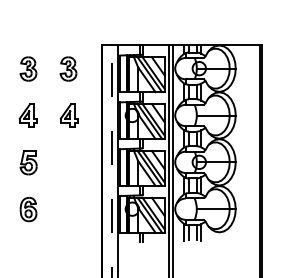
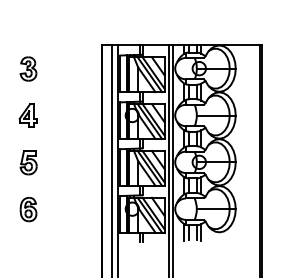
part: present -> none (68, 68)
part: present -> none (68, 115)
line: dashed -> solid (111, 161)
